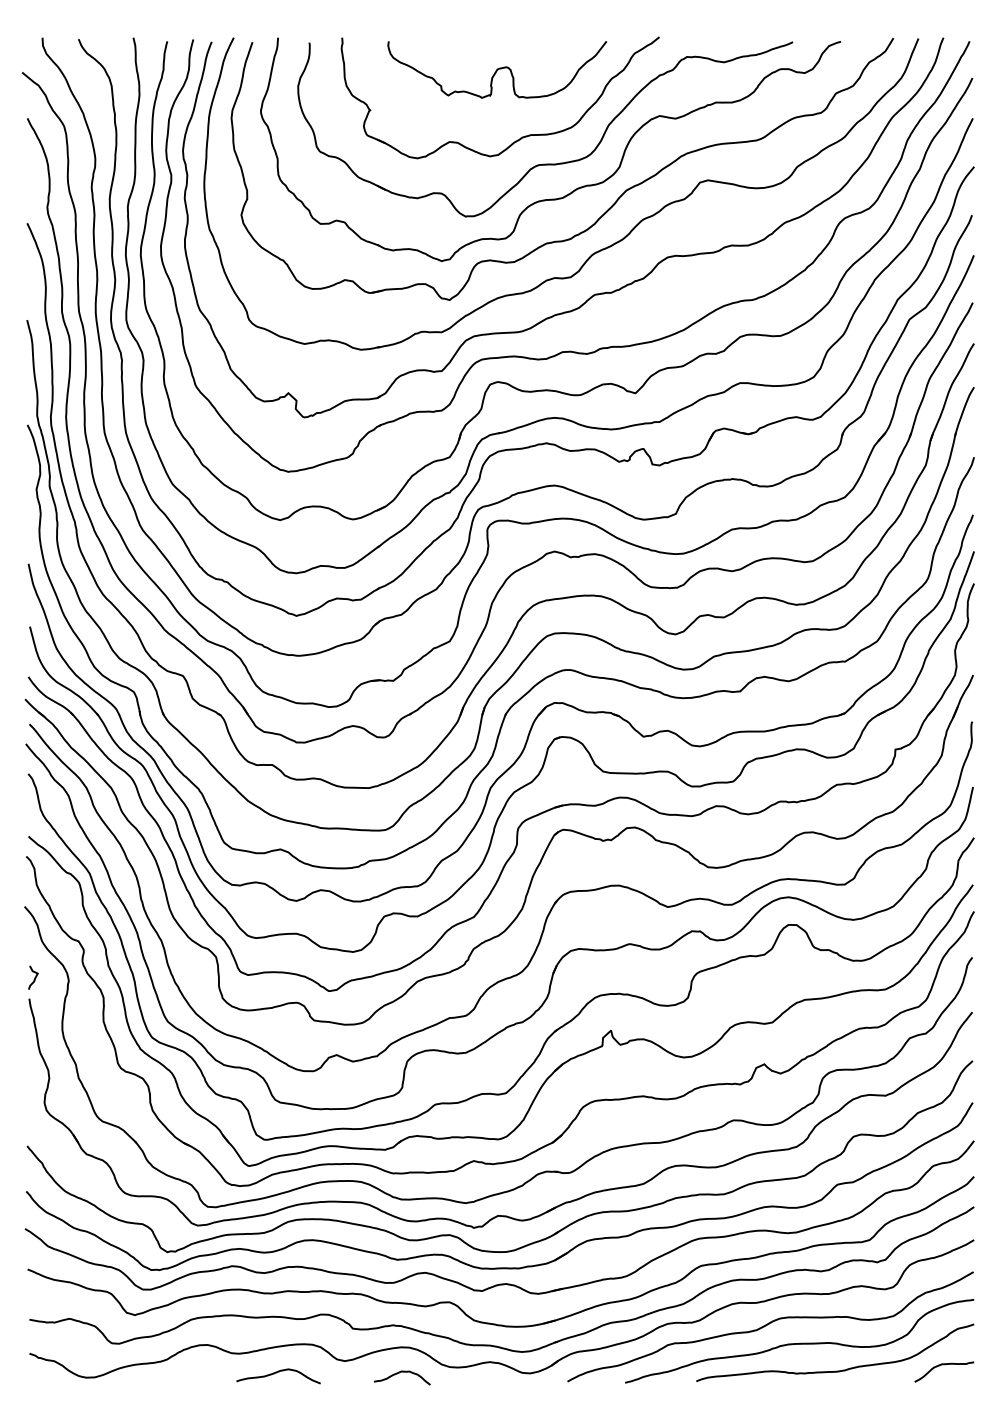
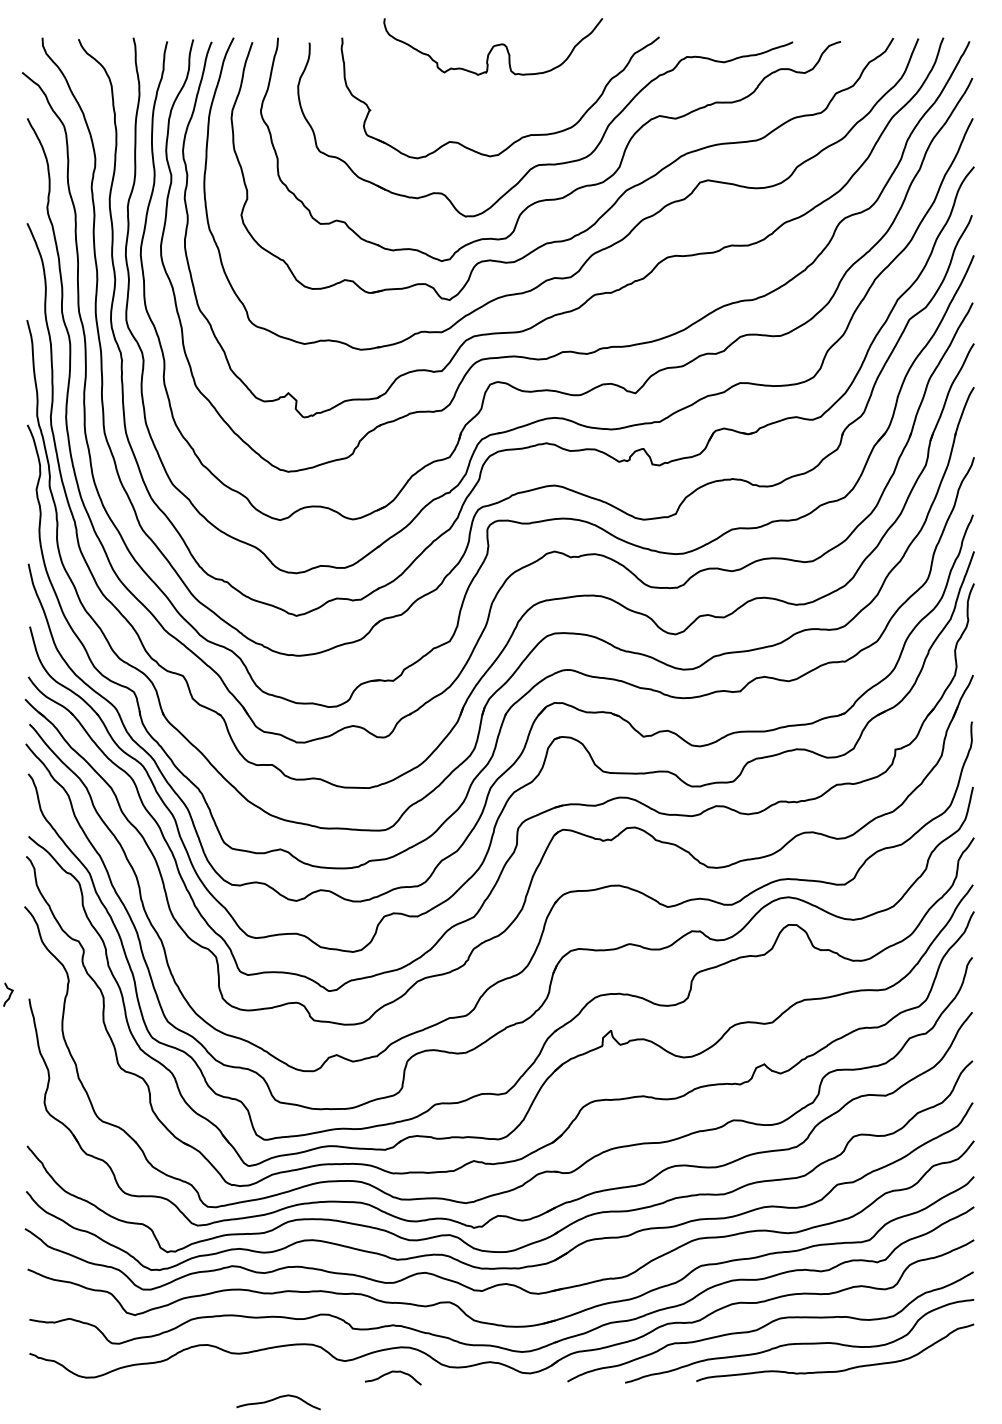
curve position: (497, 69) -> (493, 46) (493, 46)
curve position: (34, 977) -> (9, 994) (9, 994)
curve: present -> none (944, 1365)
curve position: (402, 1372) -> (393, 1372) (393, 1372)
curve position: (276, 1373) -> (276, 1399) (276, 1399)
